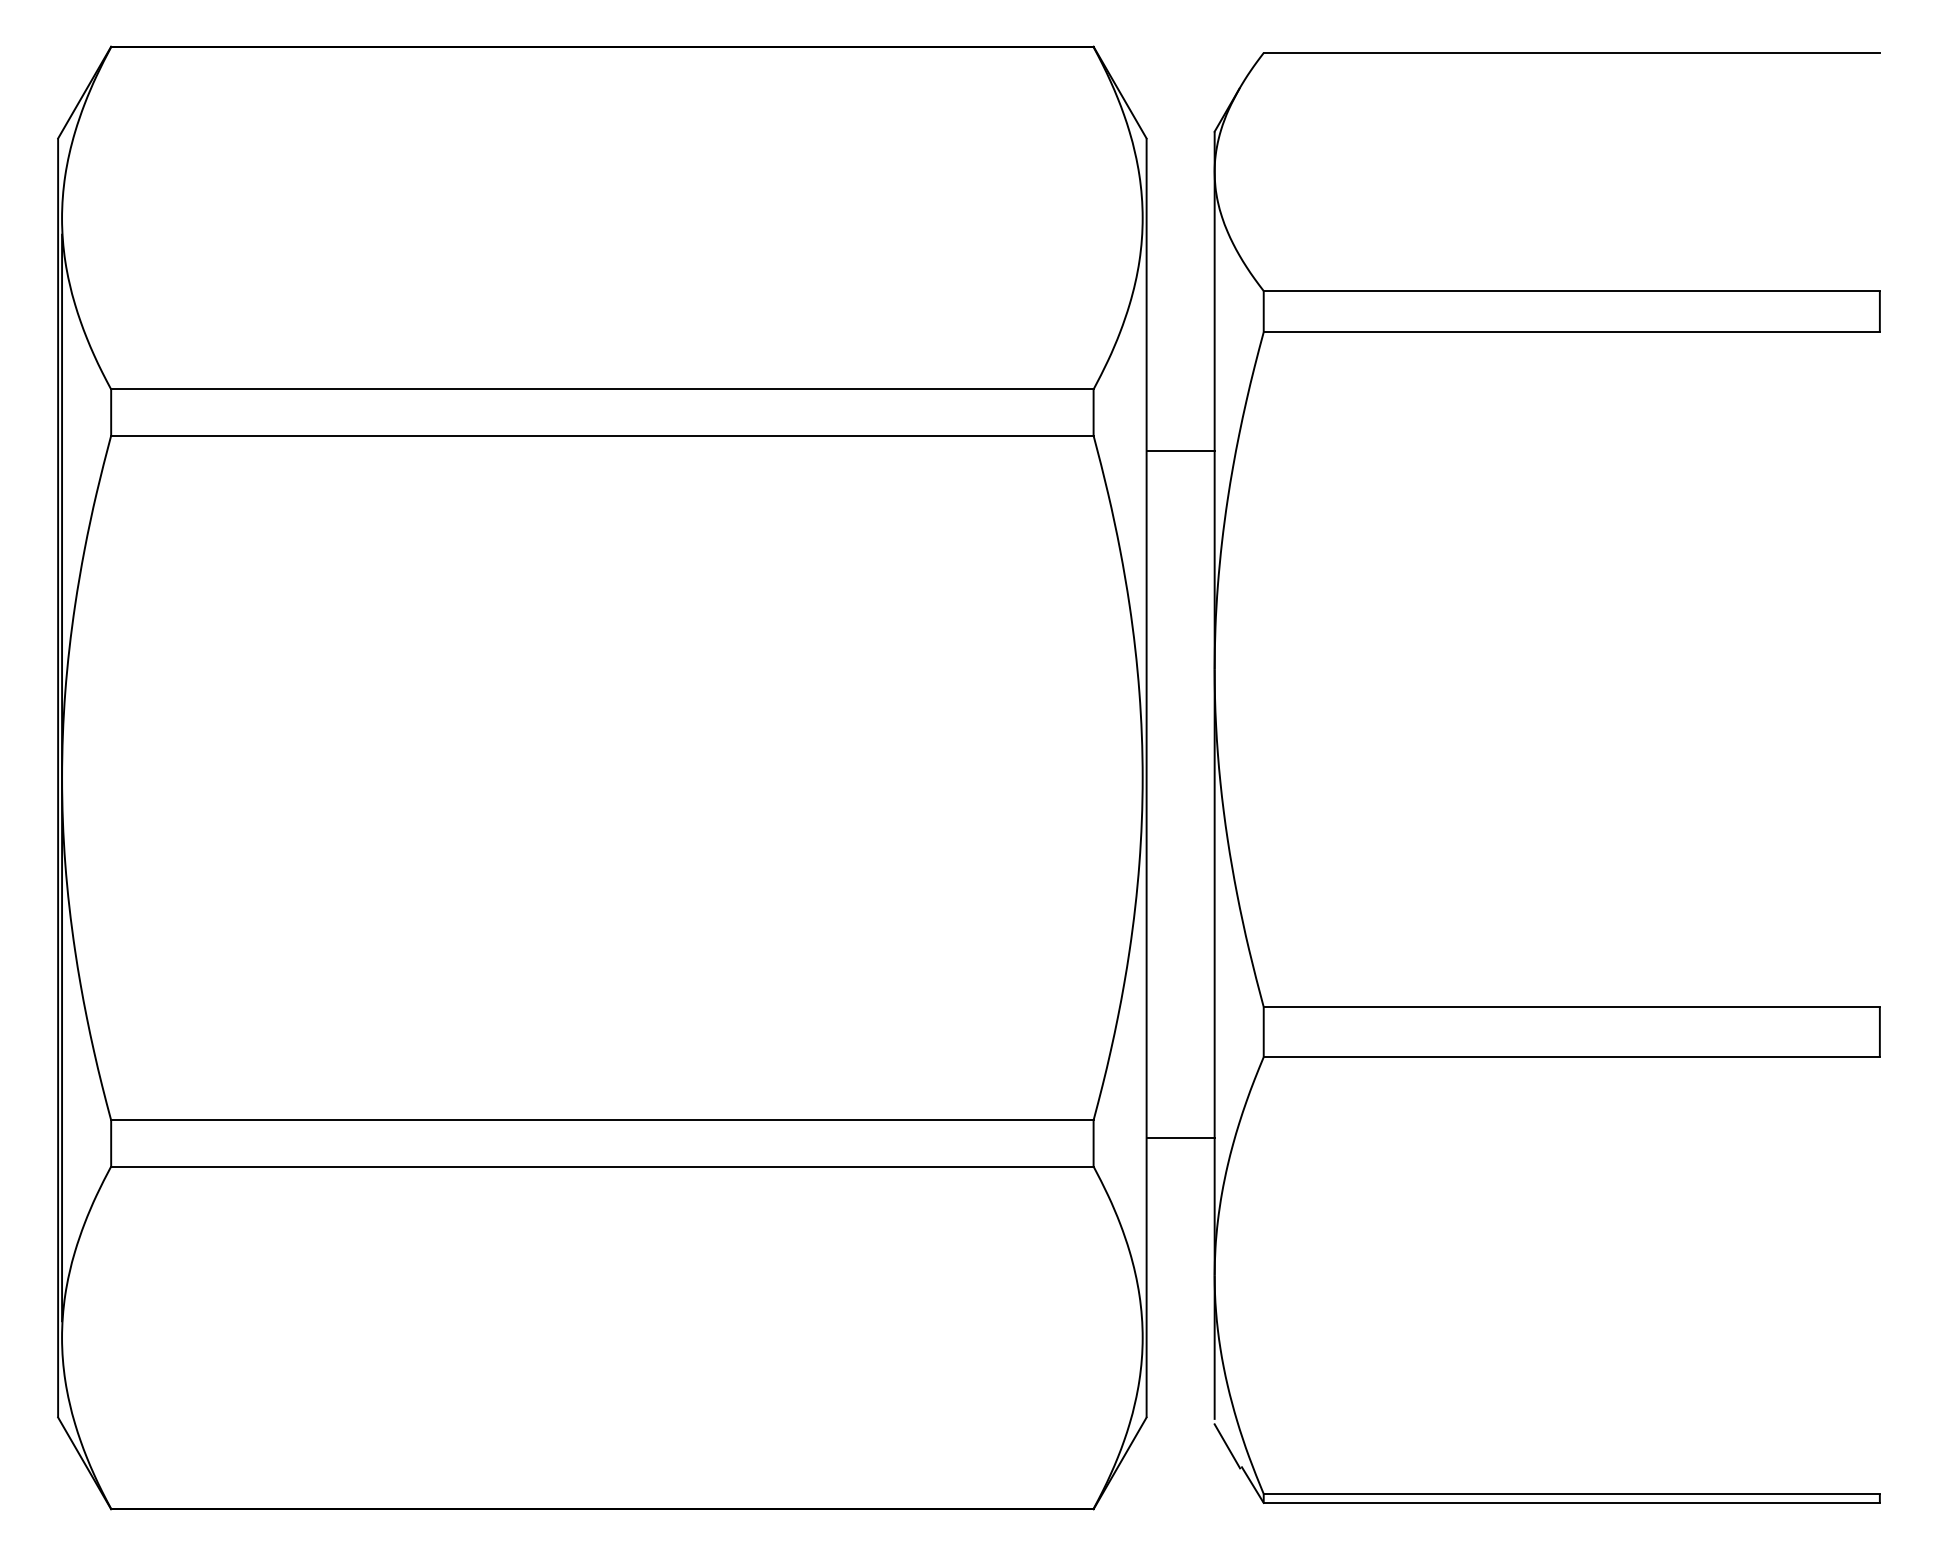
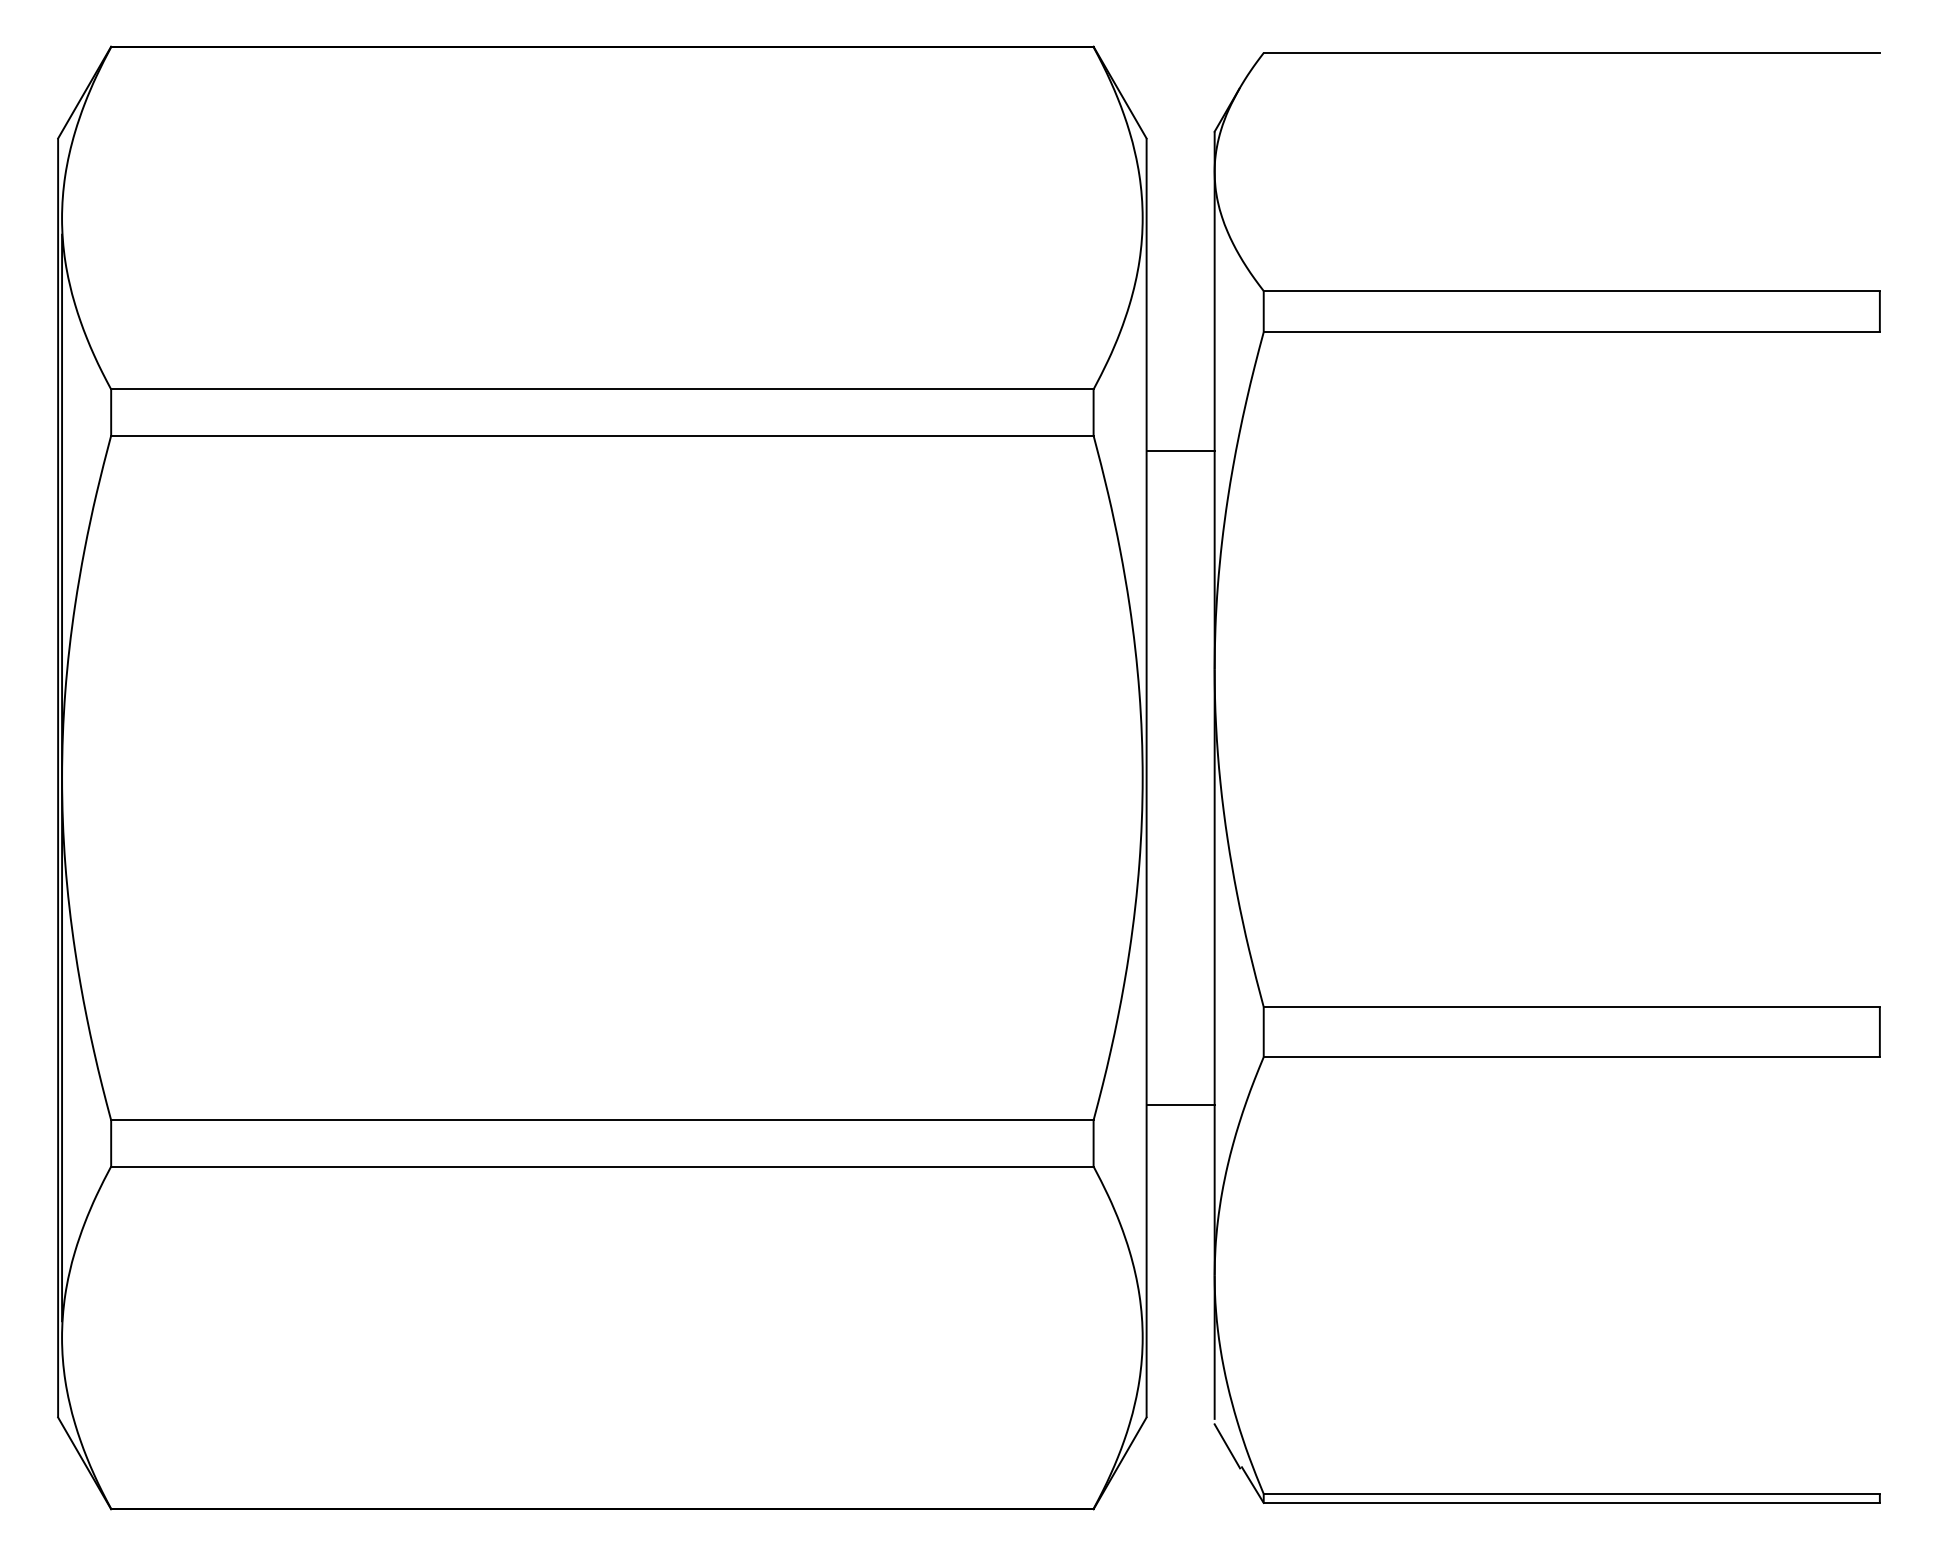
line position: (1180, 1137) -> (1180, 1104) (1180, 1104)
